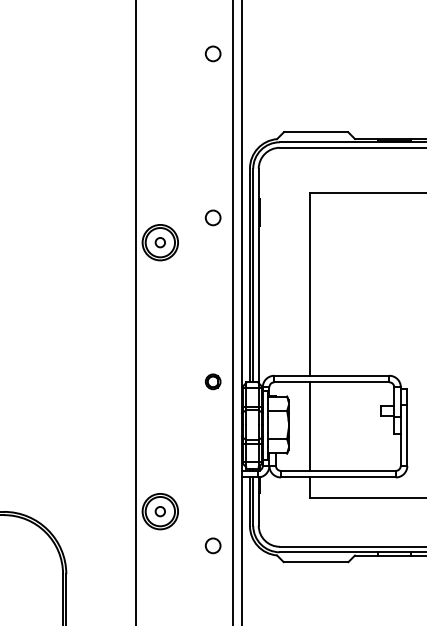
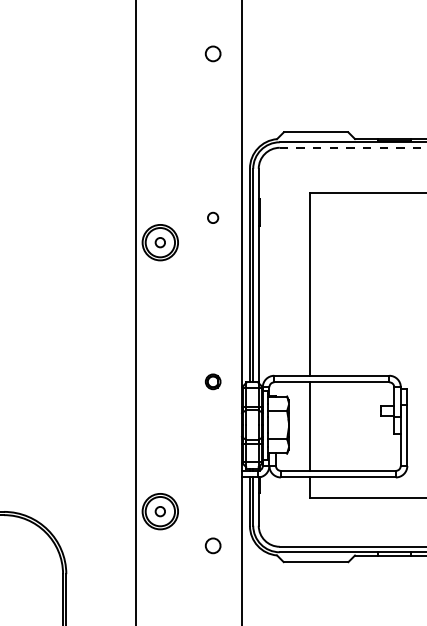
line: solid -> dashed (353, 147)
circle size: 18x18 px -> 13x13 px (213, 217)
line: present -> none (232, 312)
